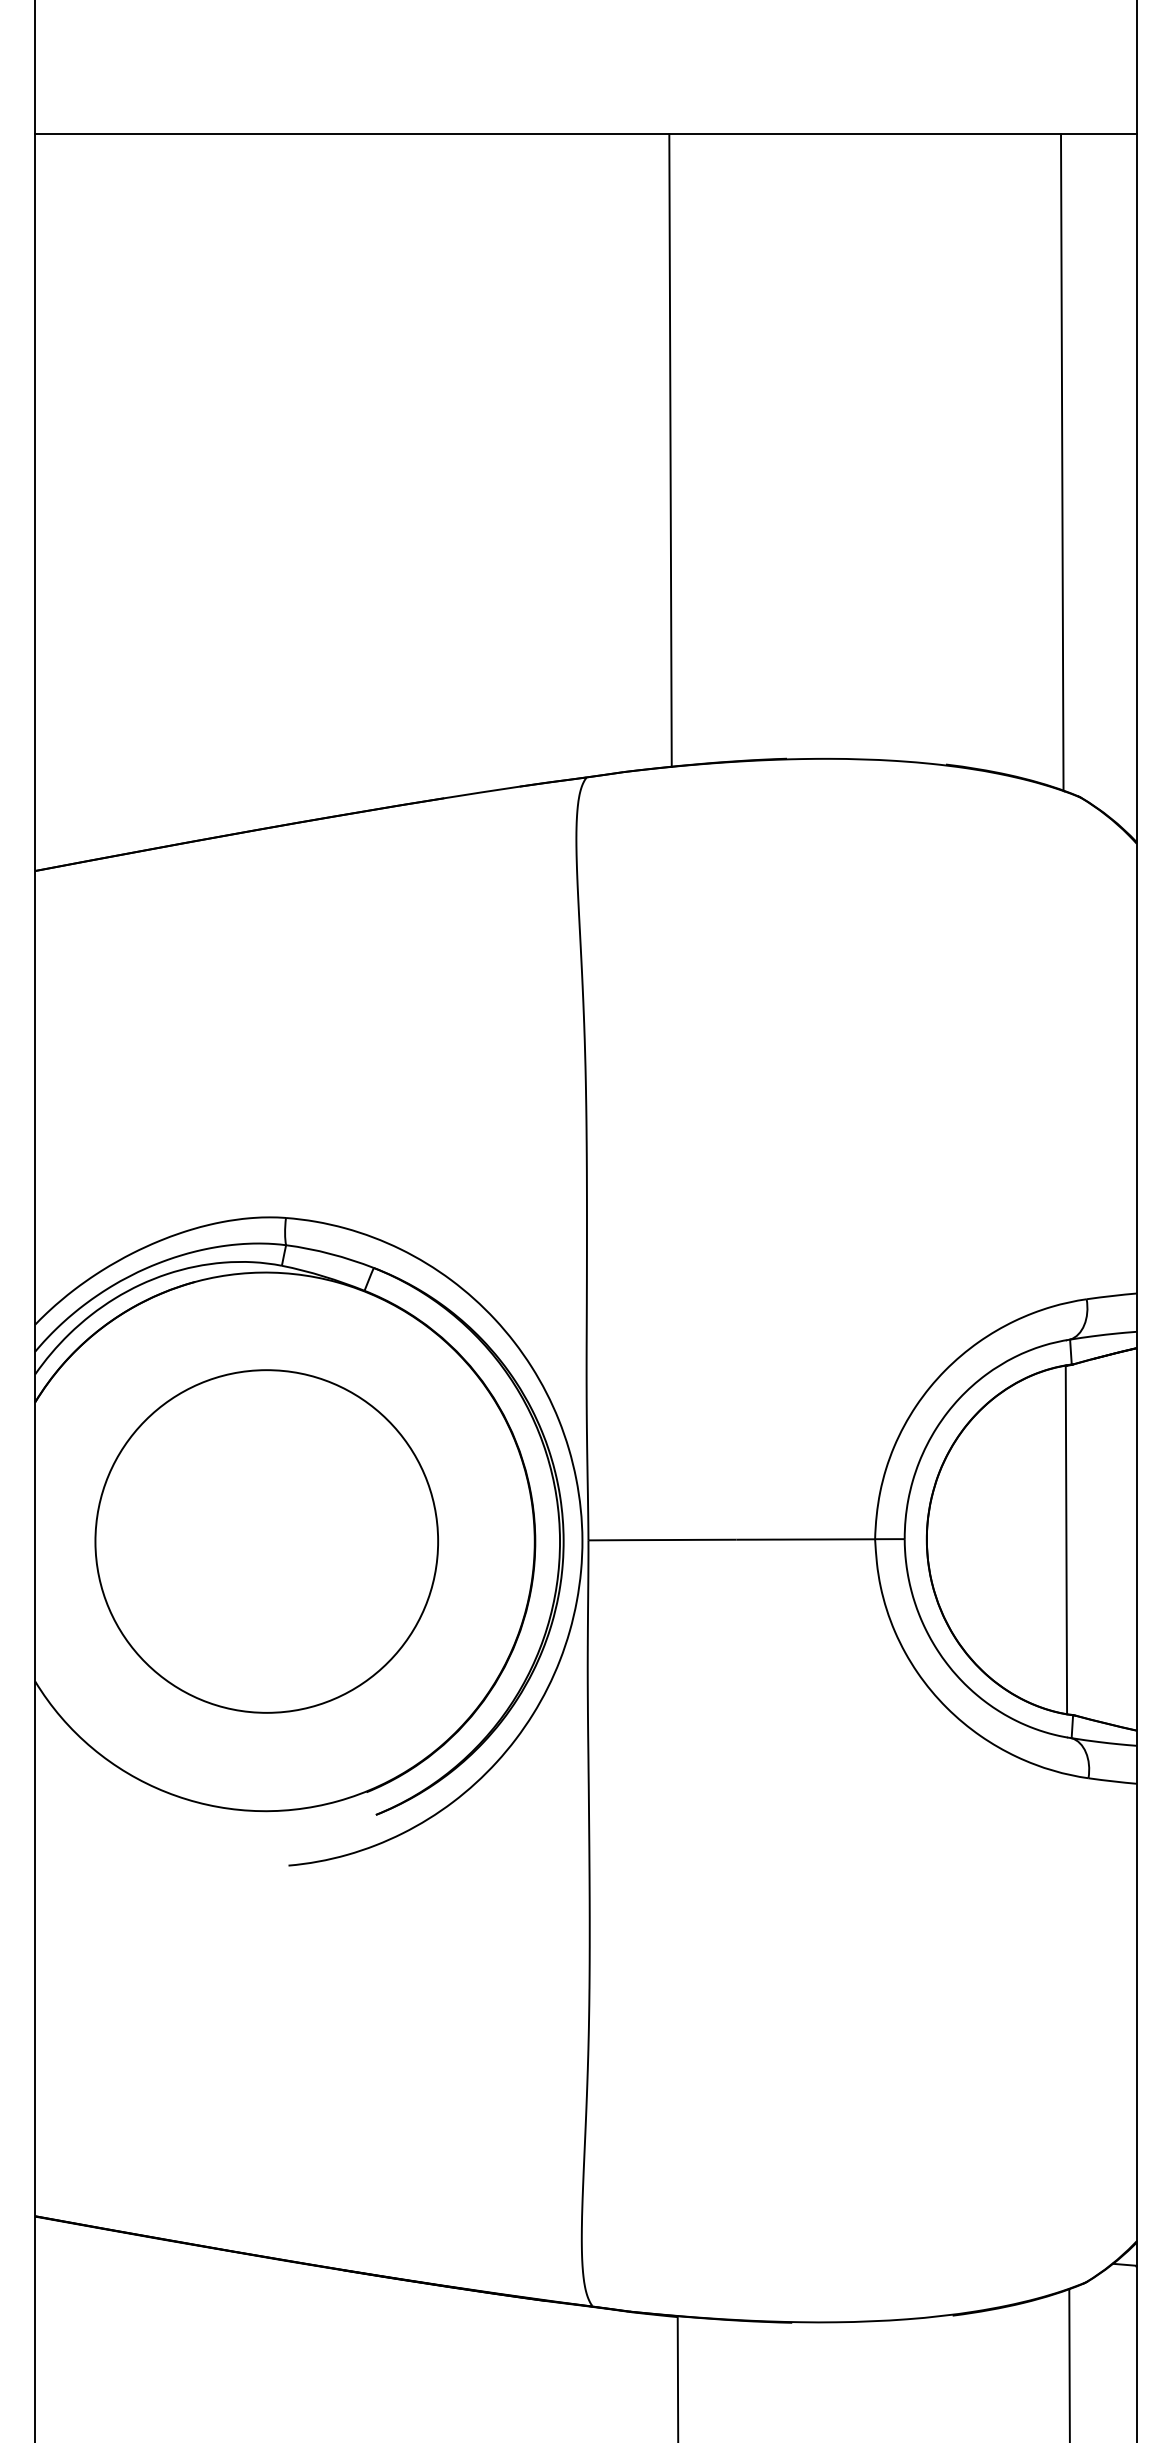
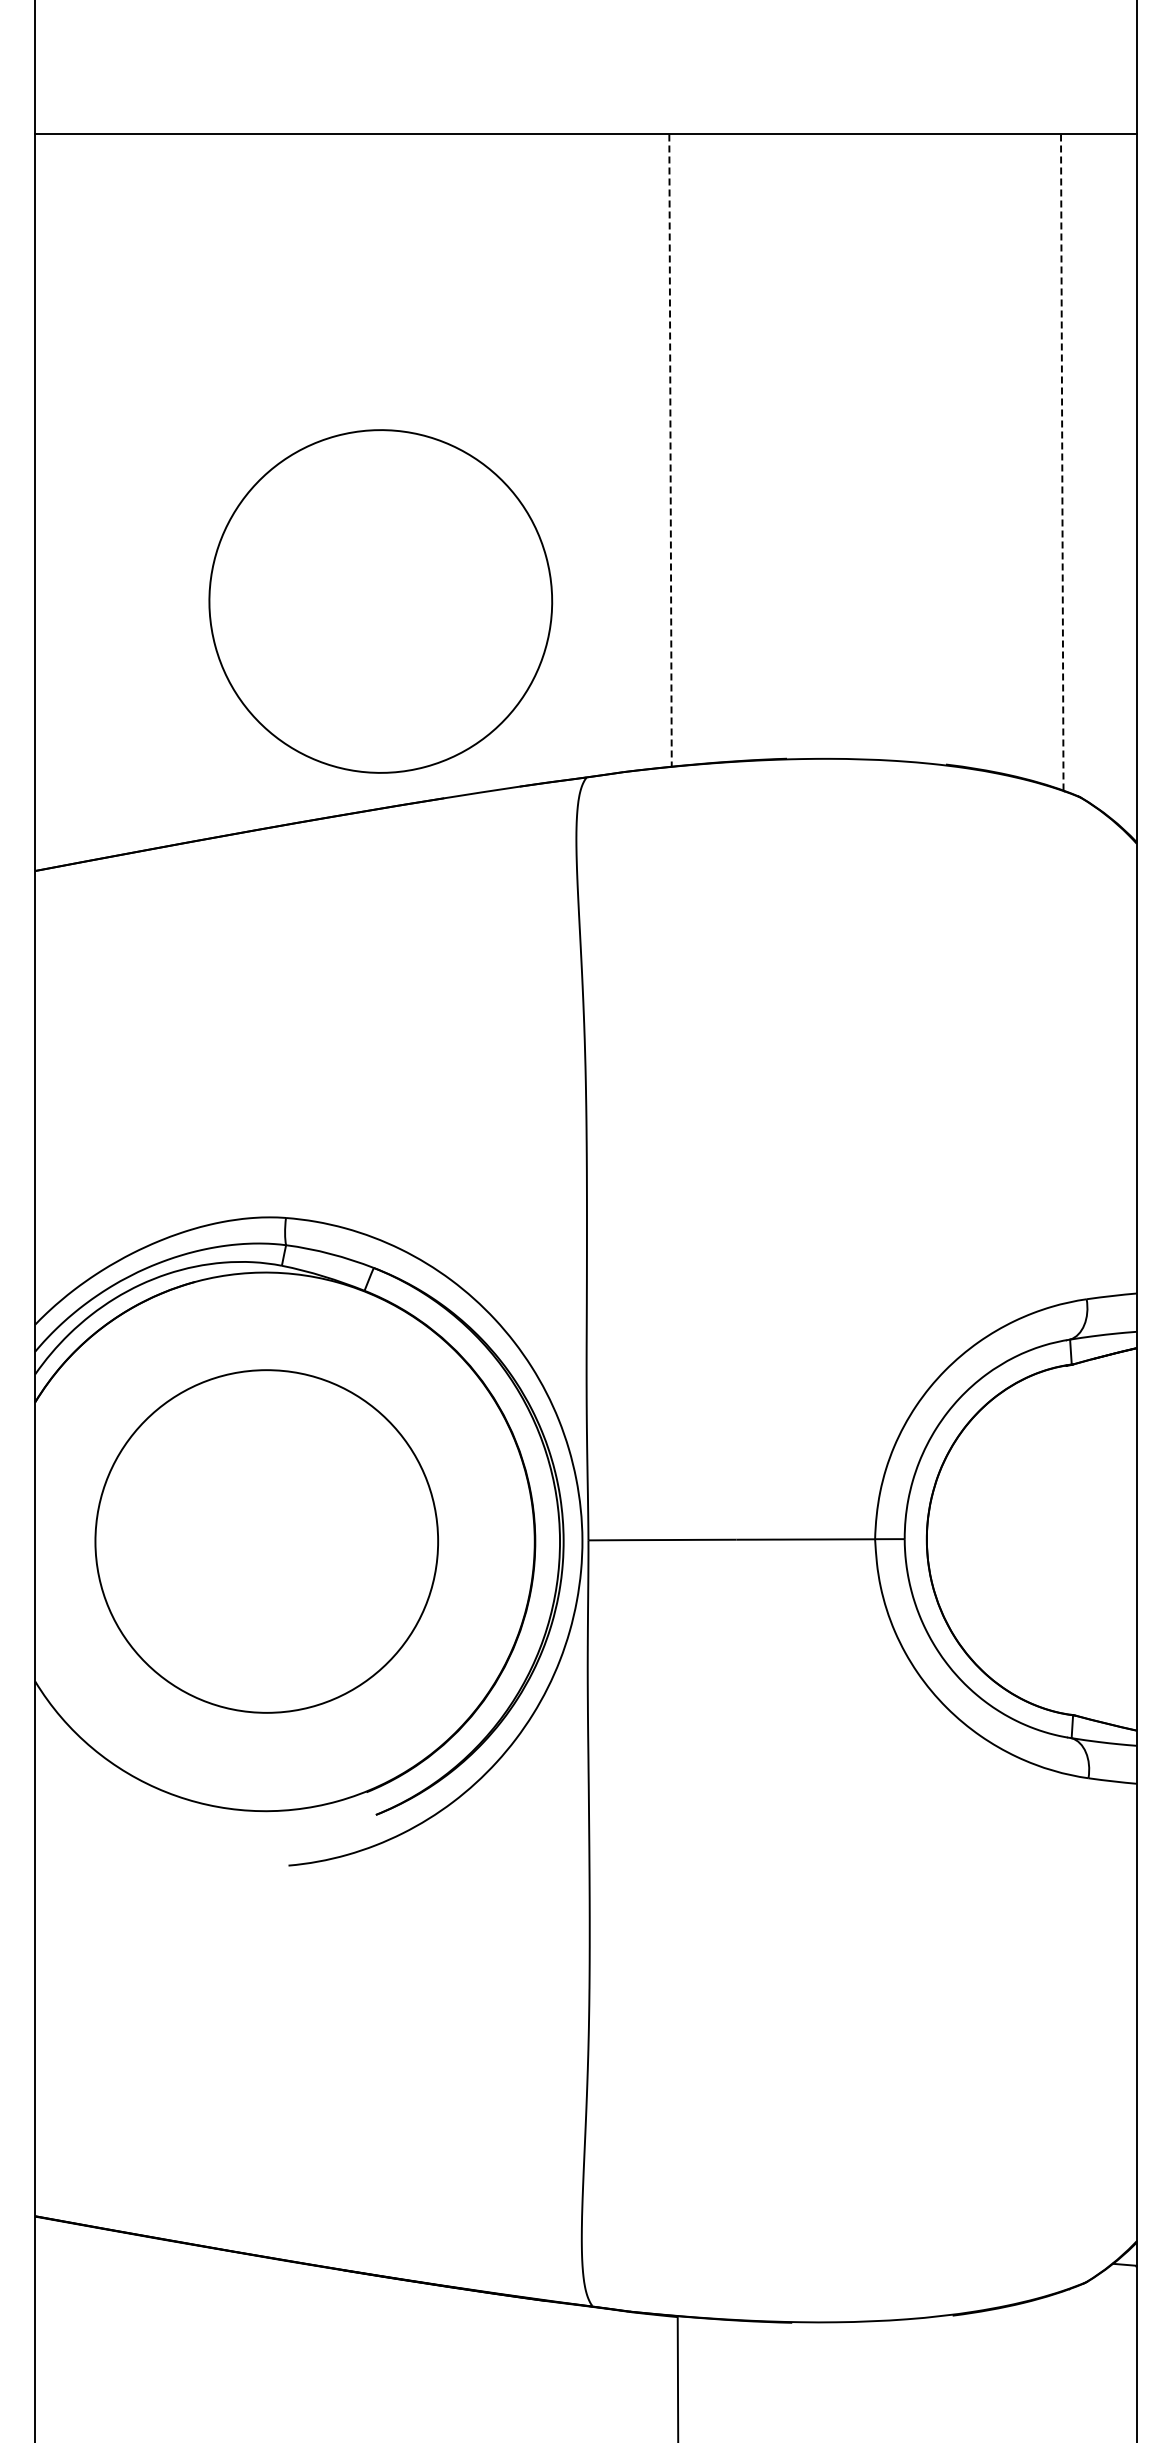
line: solid -> dashed (670, 451)
line: solid -> dashed (1062, 463)
part: none -> present (380, 601)
line: present -> none (1066, 1539)
line: present -> none (1069, 2364)
